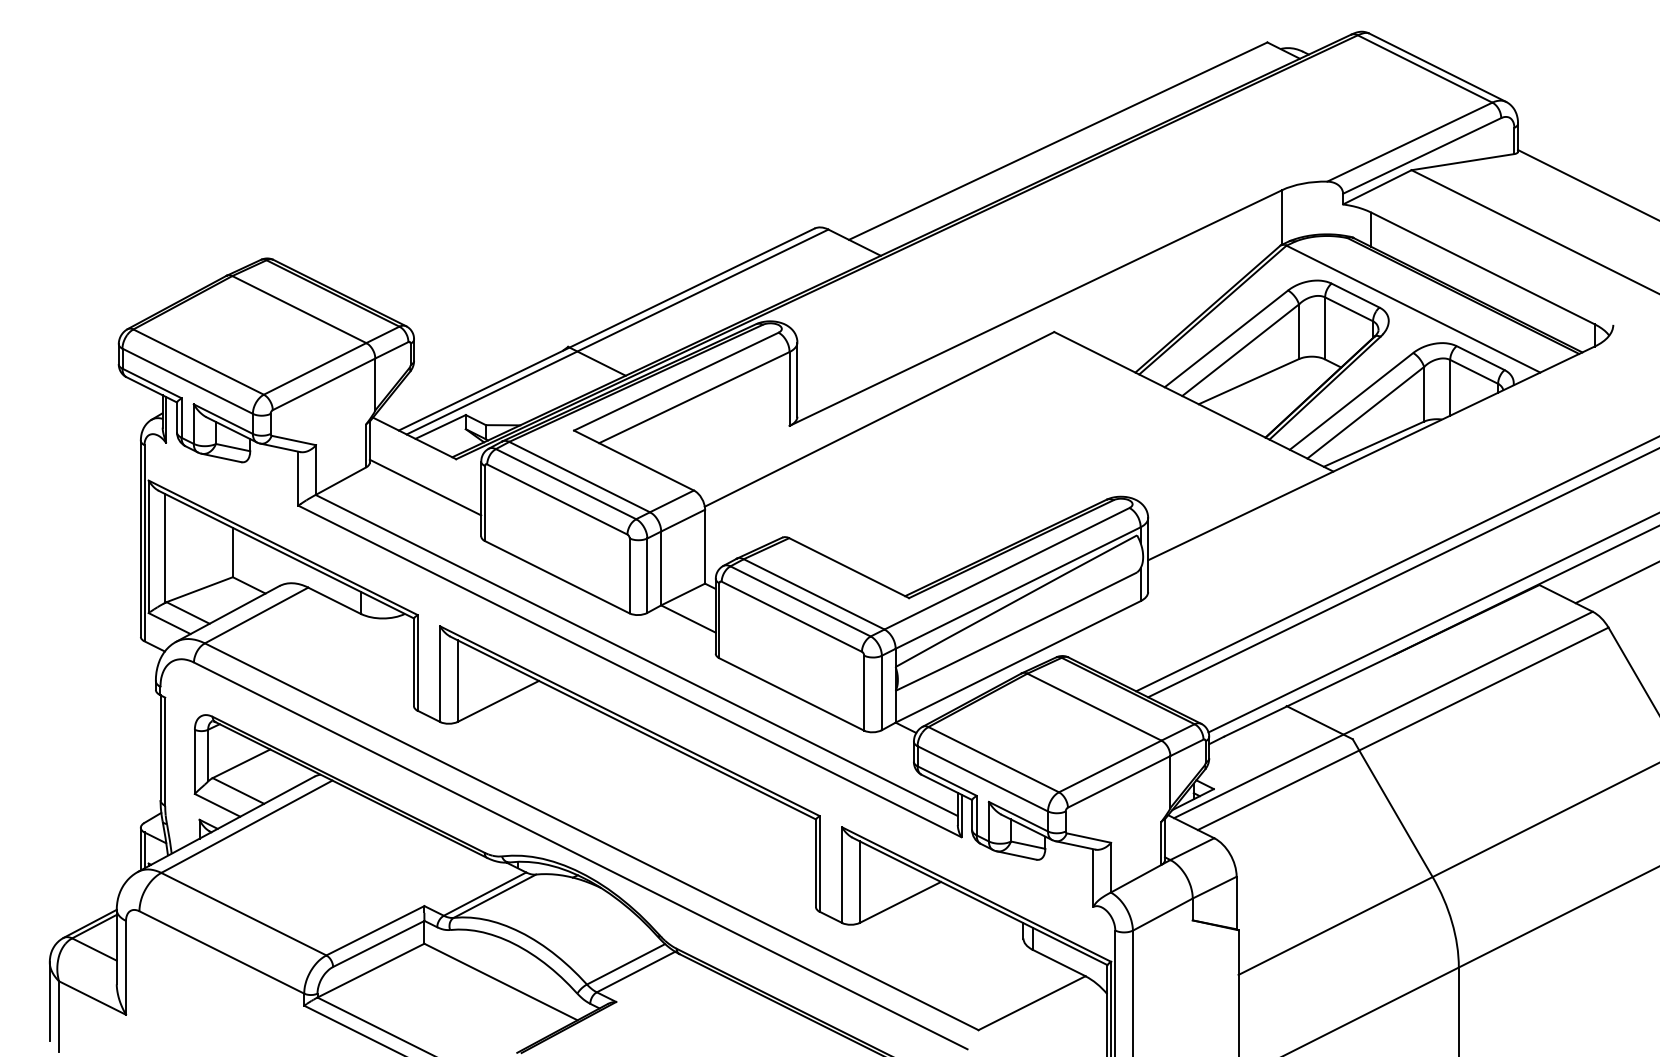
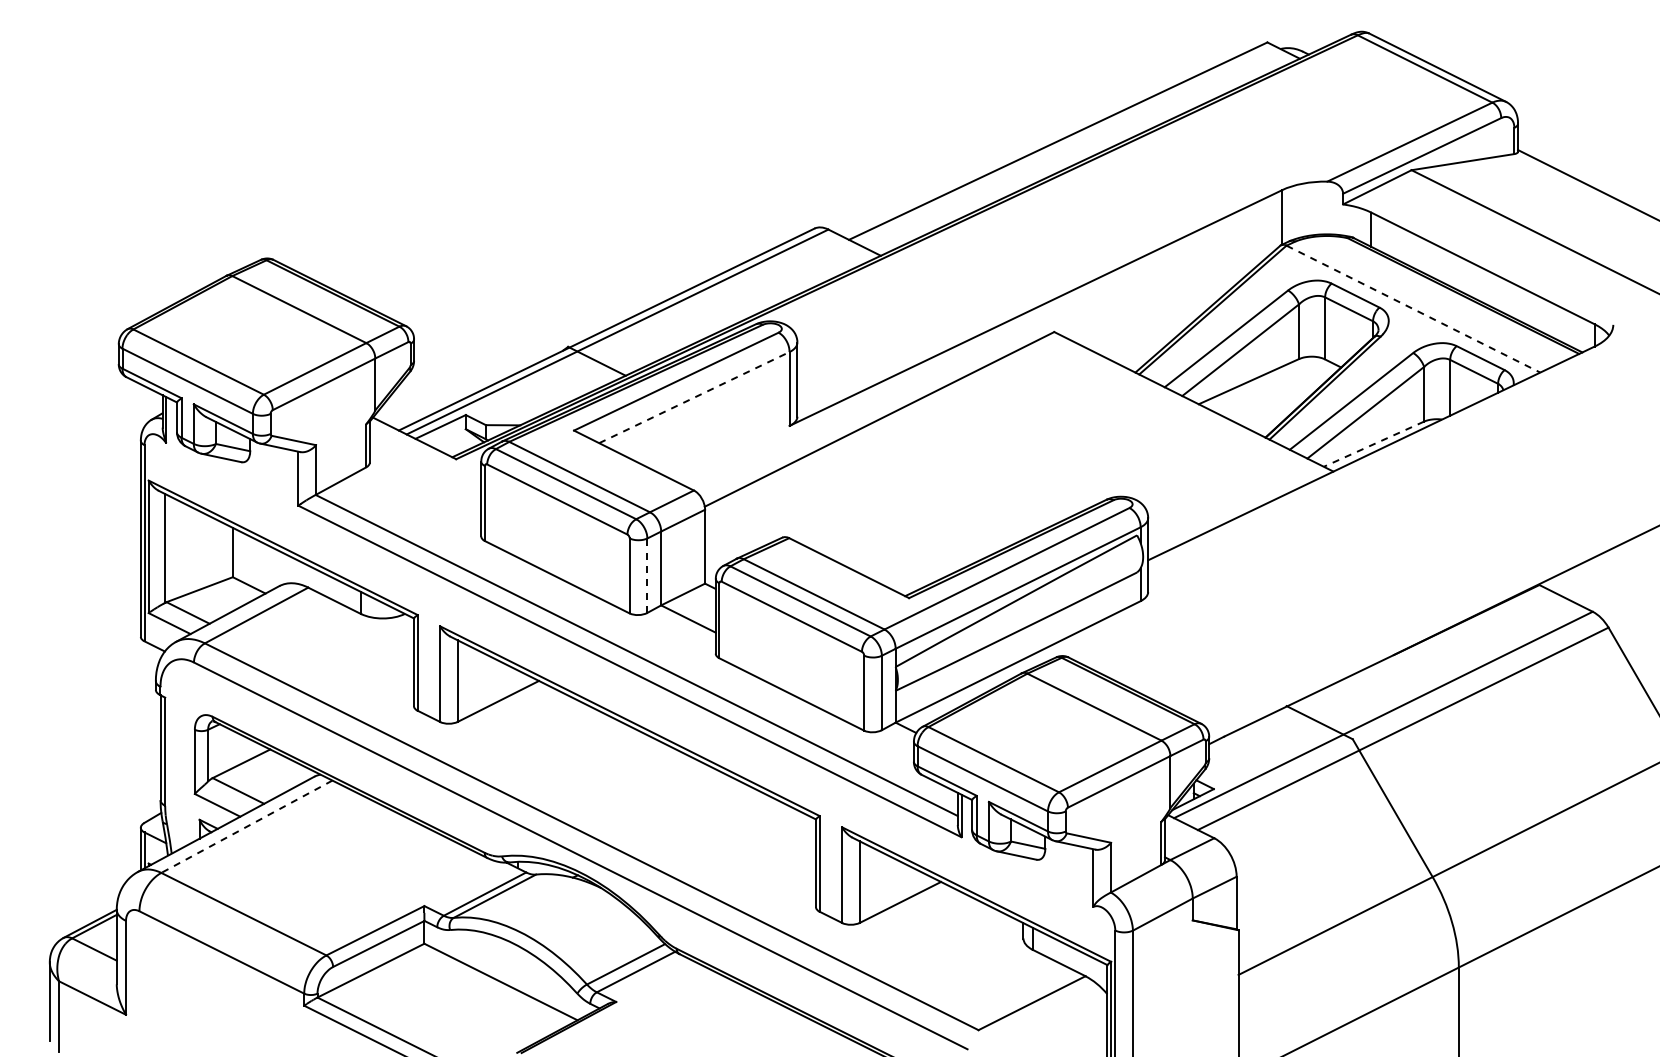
line: solid -> dashed (1413, 309)
line: solid -> dashed (694, 397)
line: solid -> dashed (1373, 444)
line: present -> none (425, 487)
line: present -> none (1396, 564)
line: present -> none (1402, 573)
line: solid -> dashed (647, 575)
line: present -> none (1615, 583)
line: present -> none (1432, 623)
line: solid -> dashed (246, 826)
